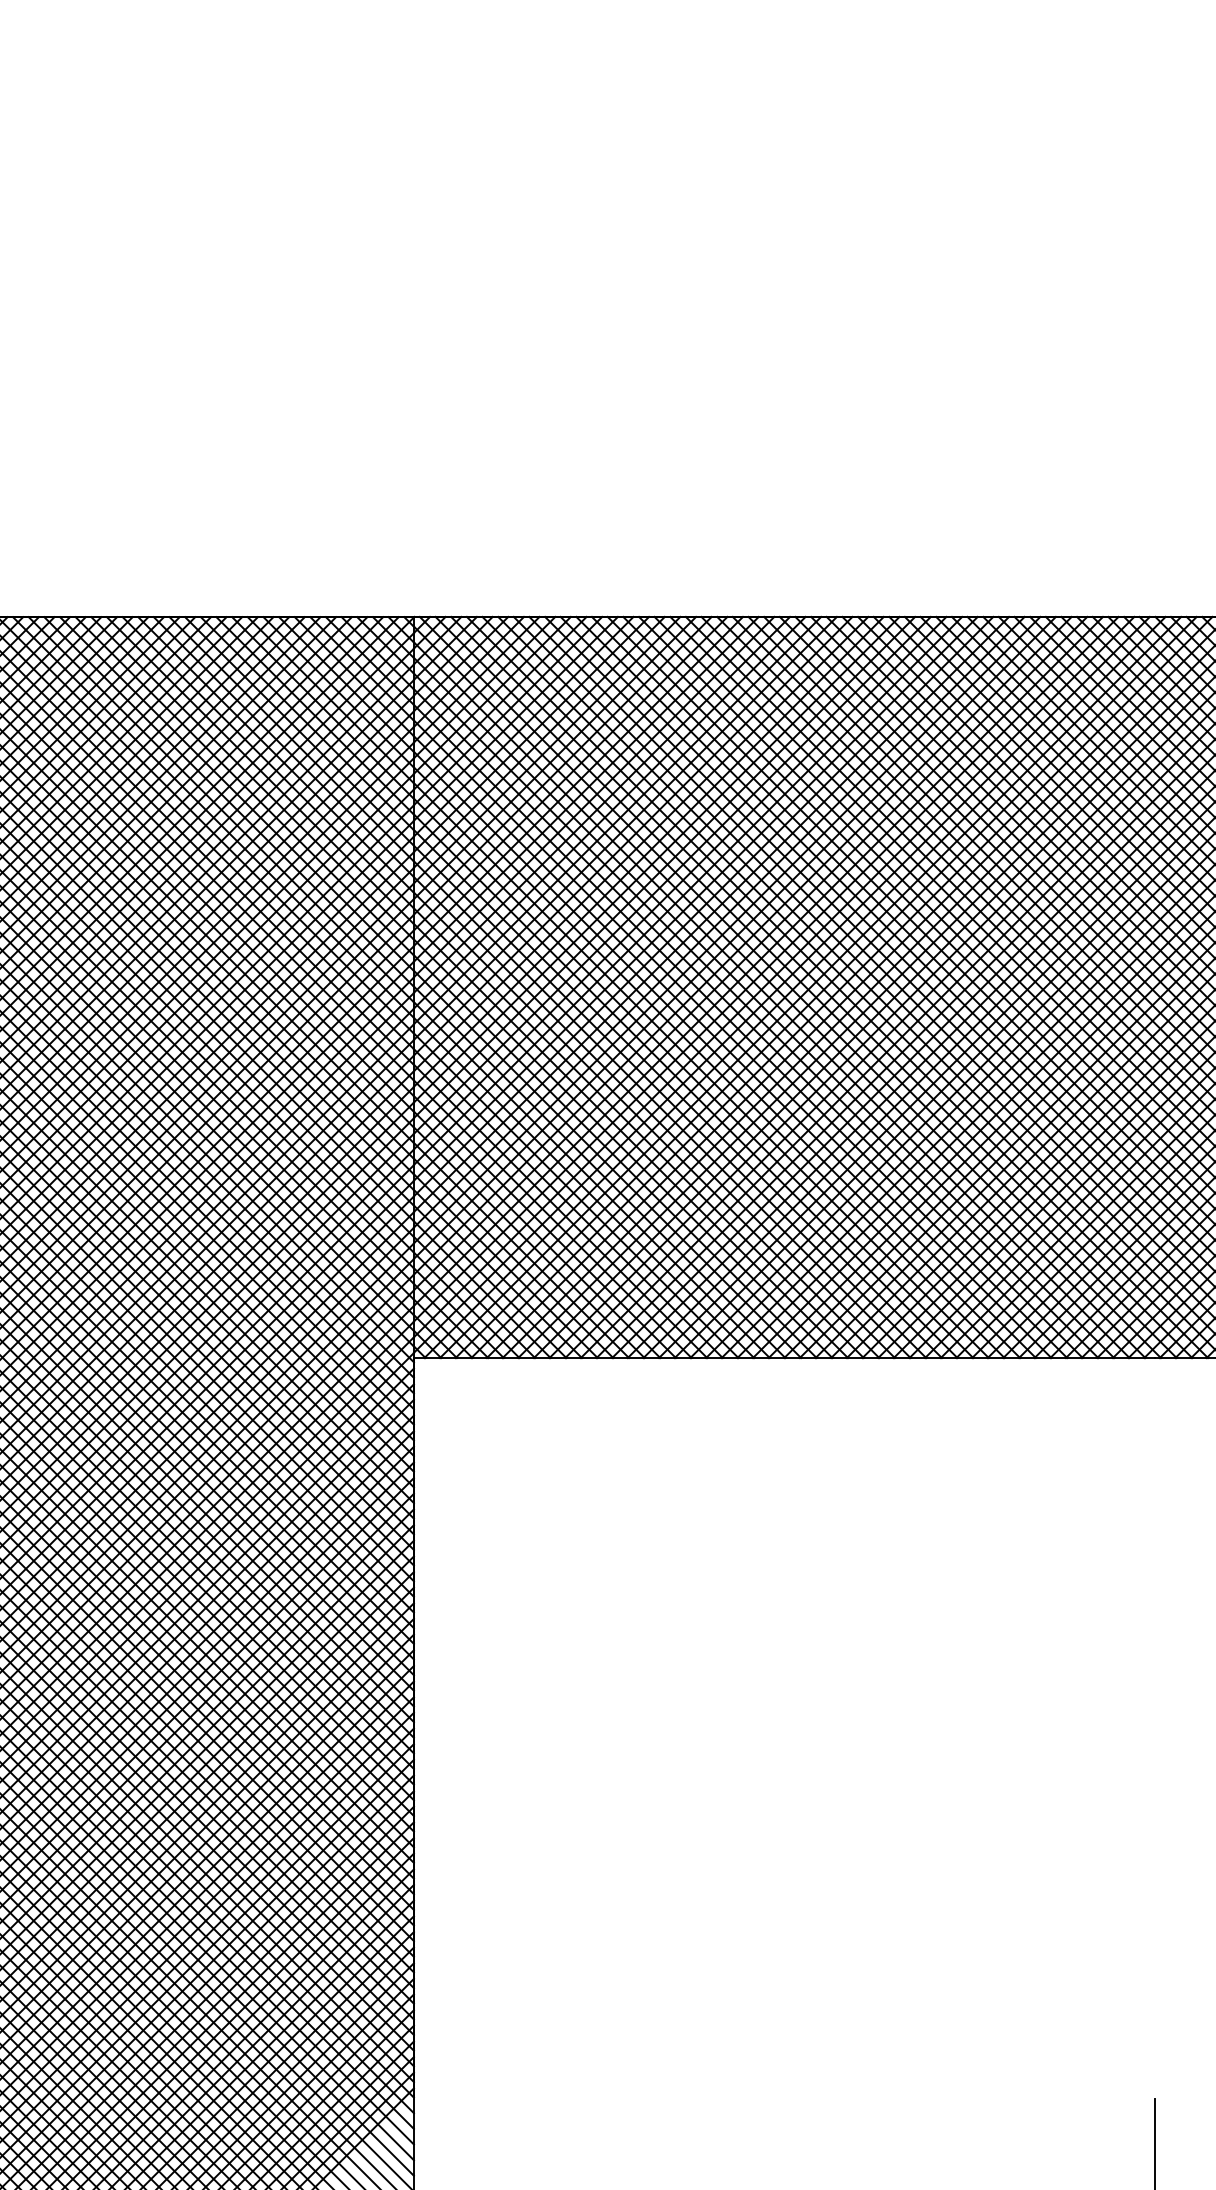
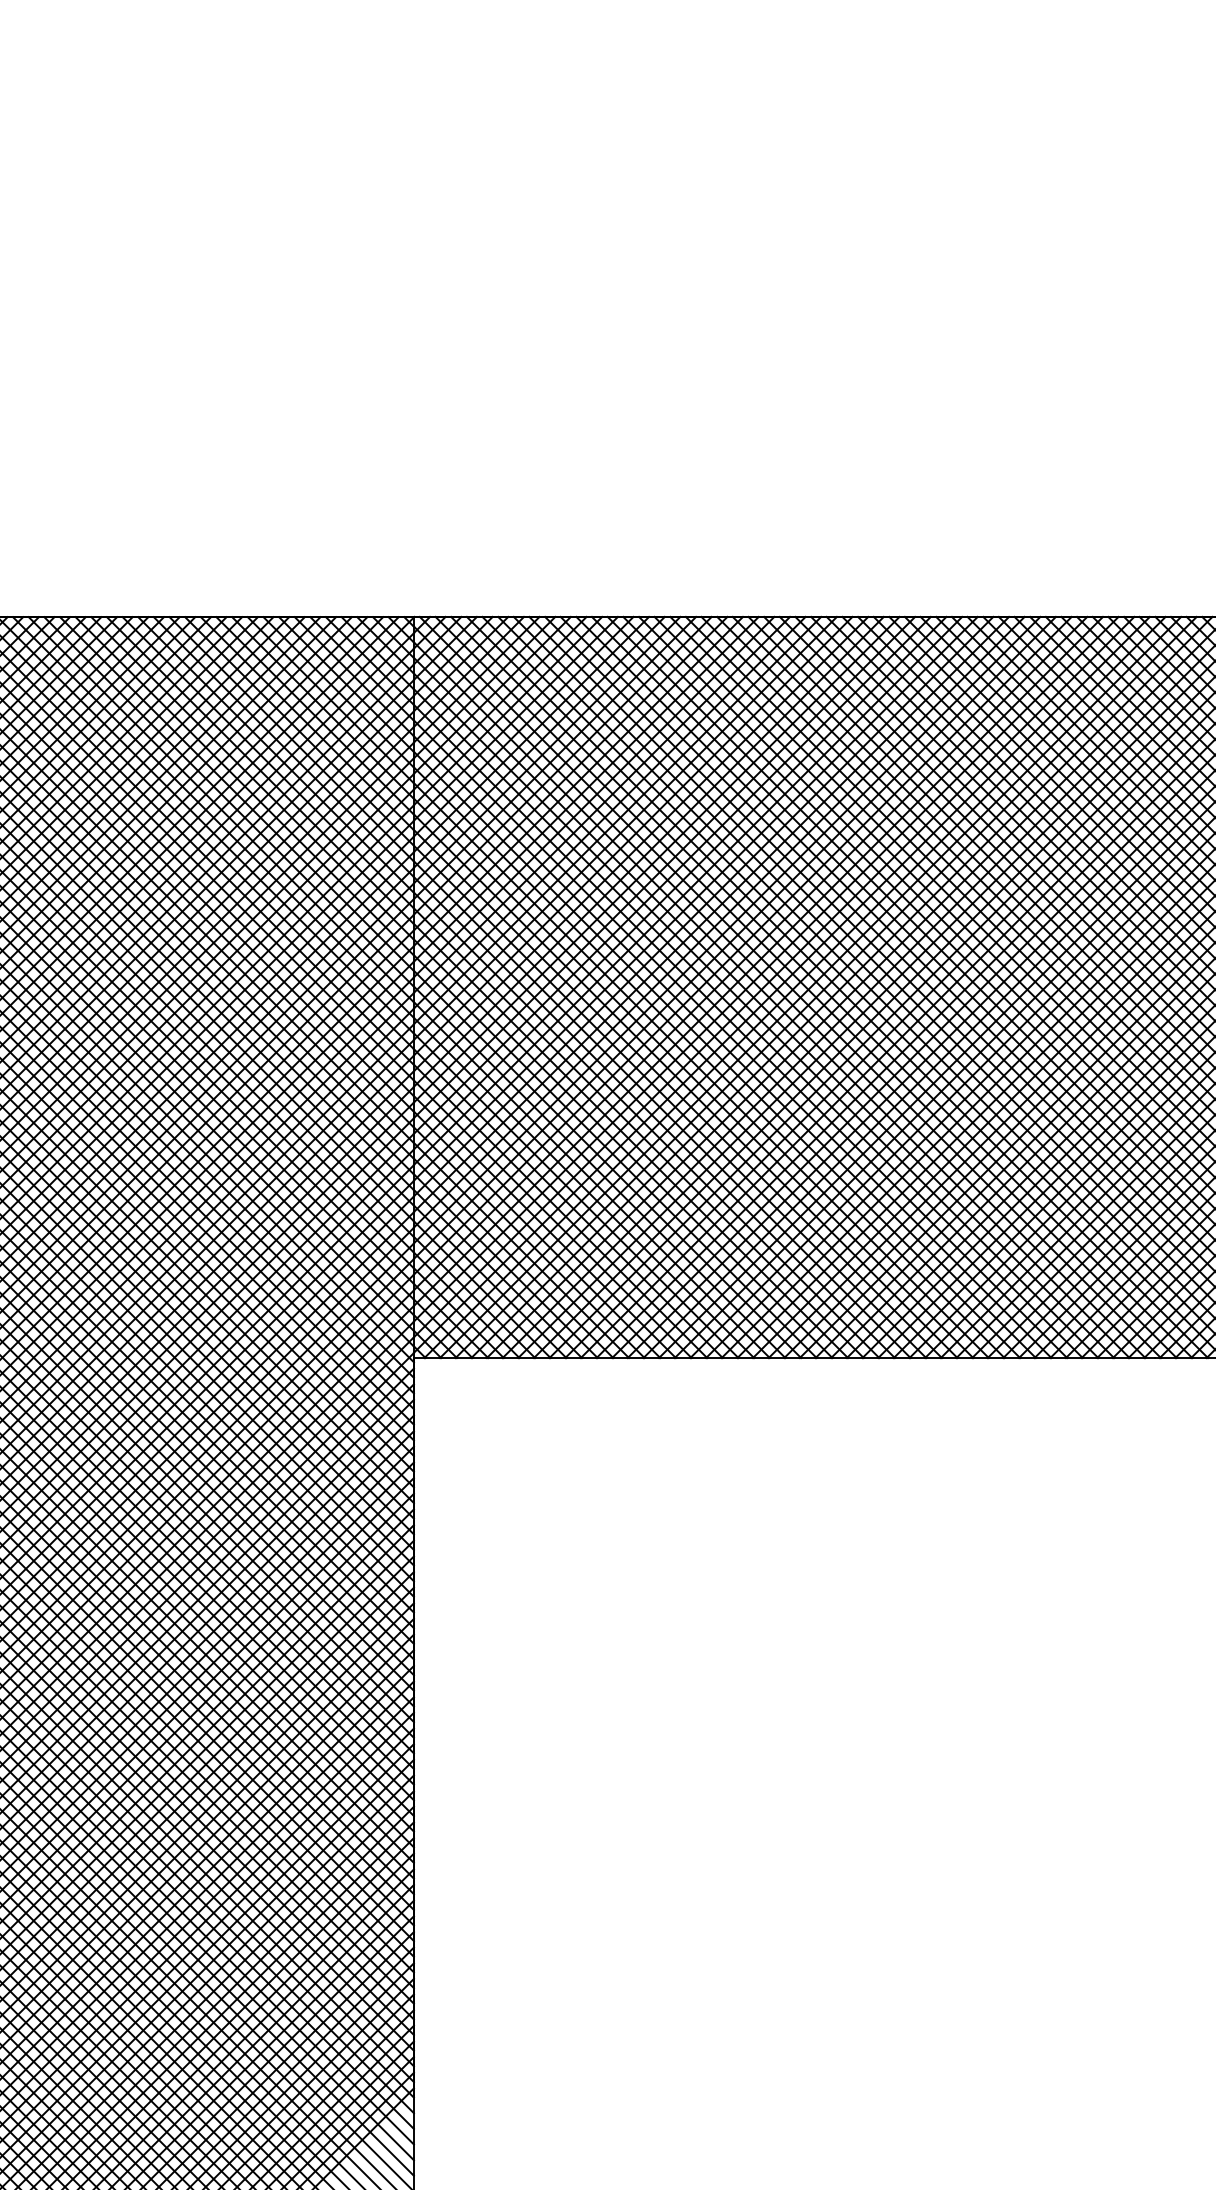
line: present -> none (1155, 2142)
